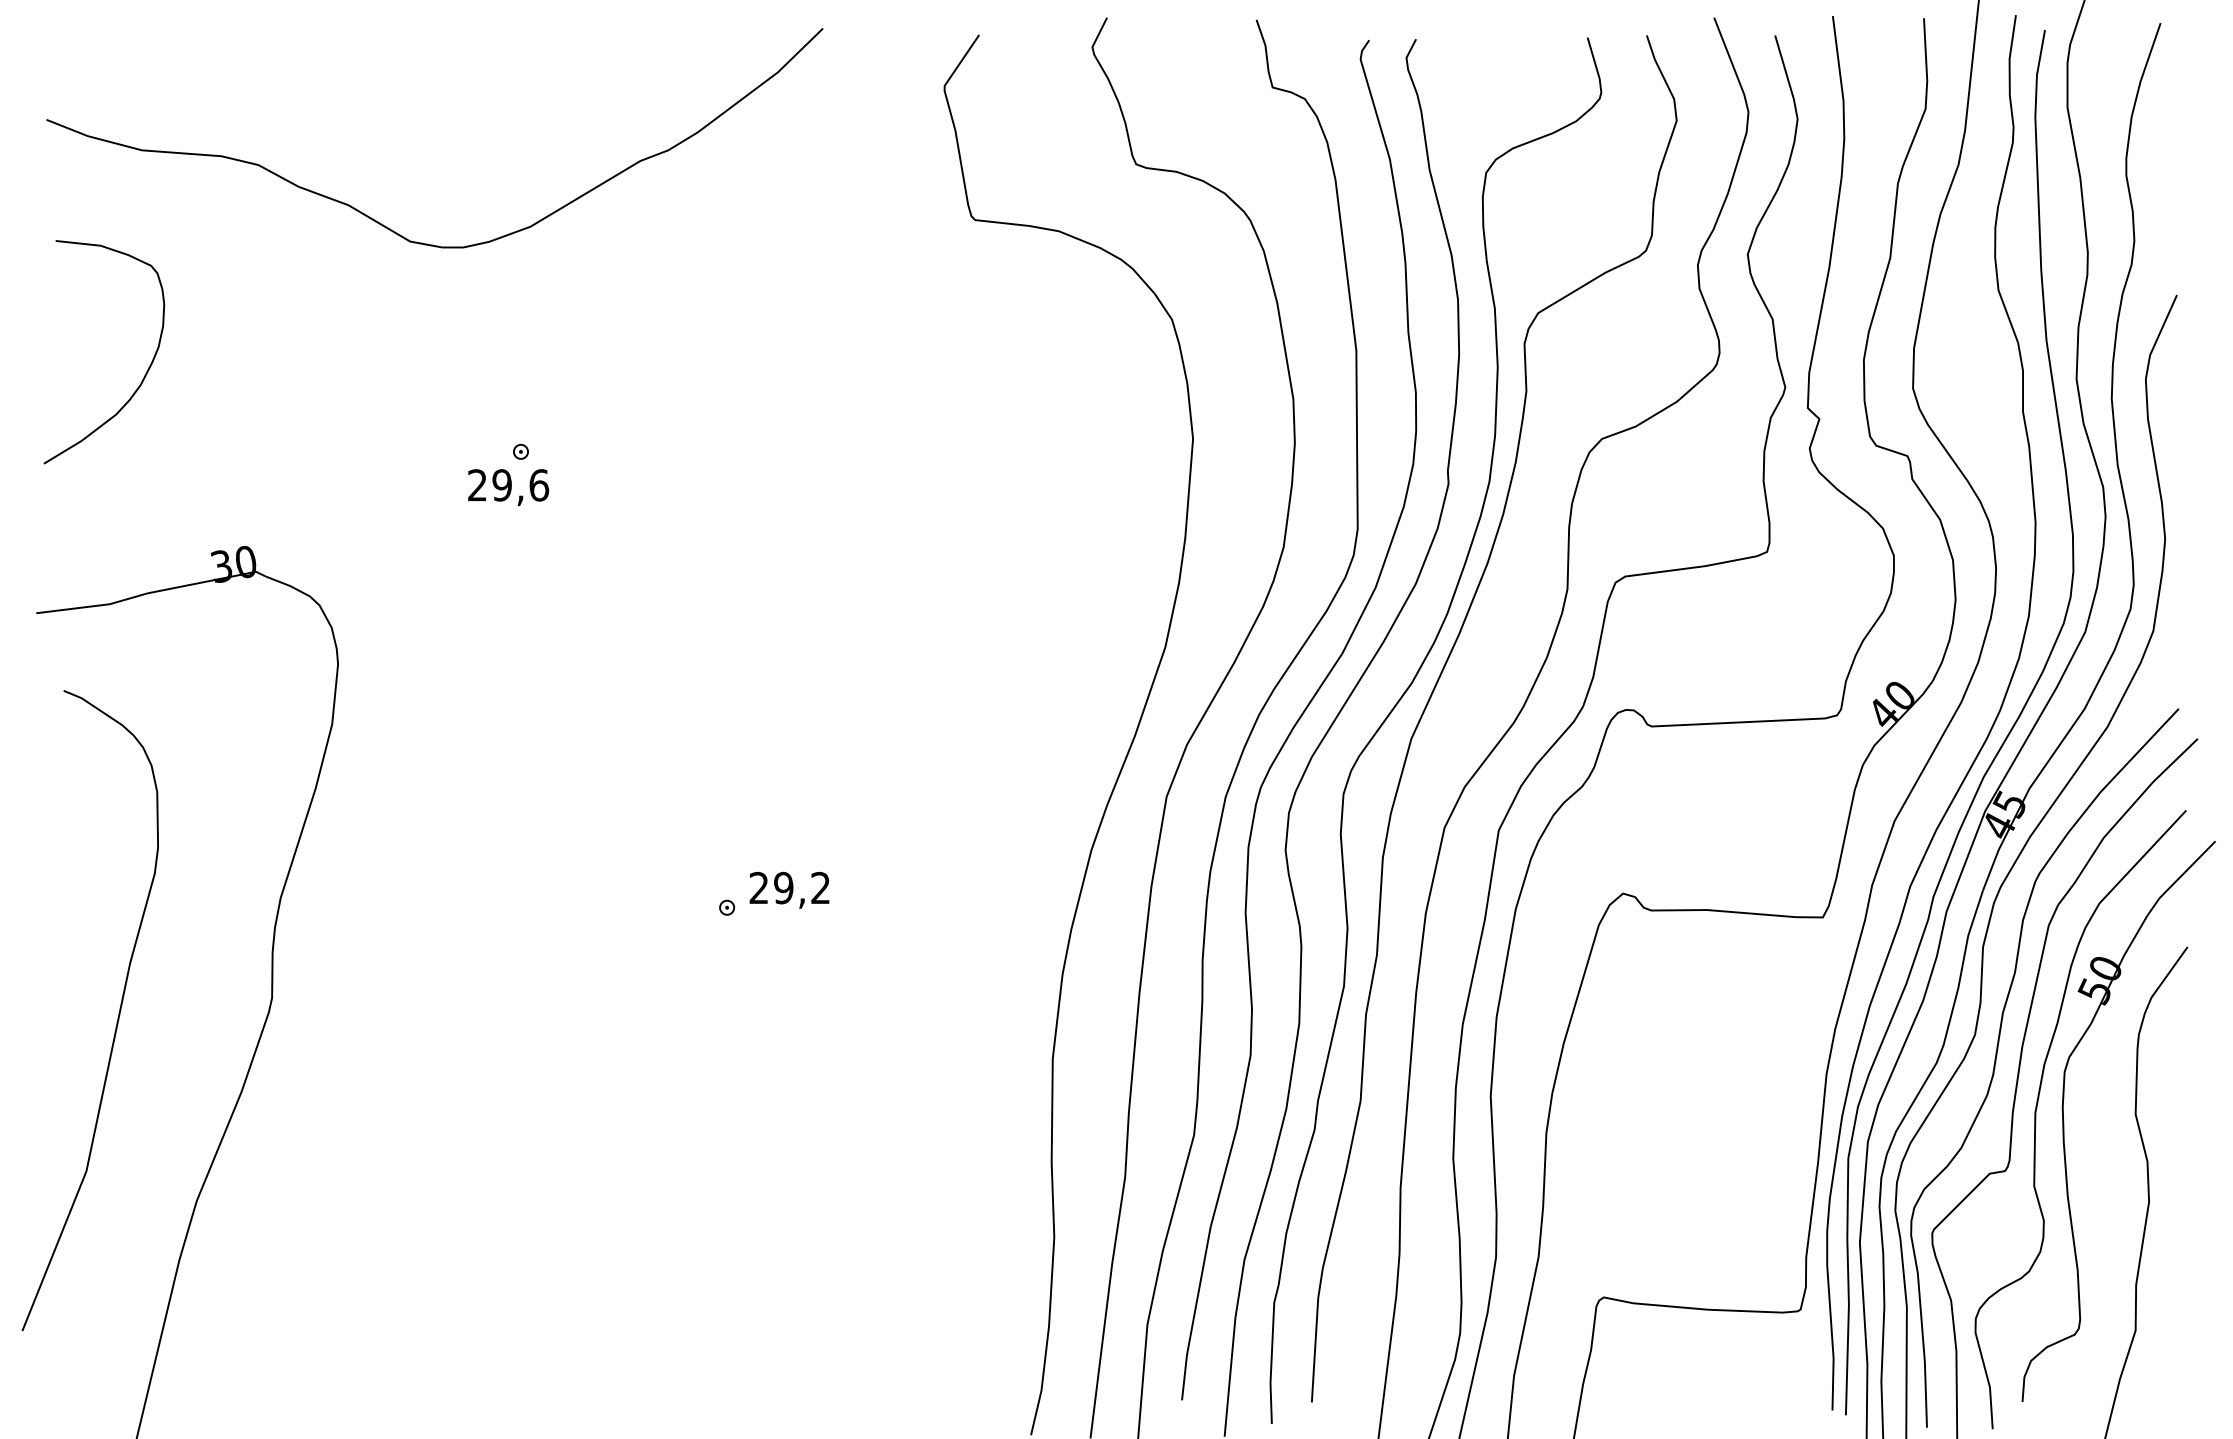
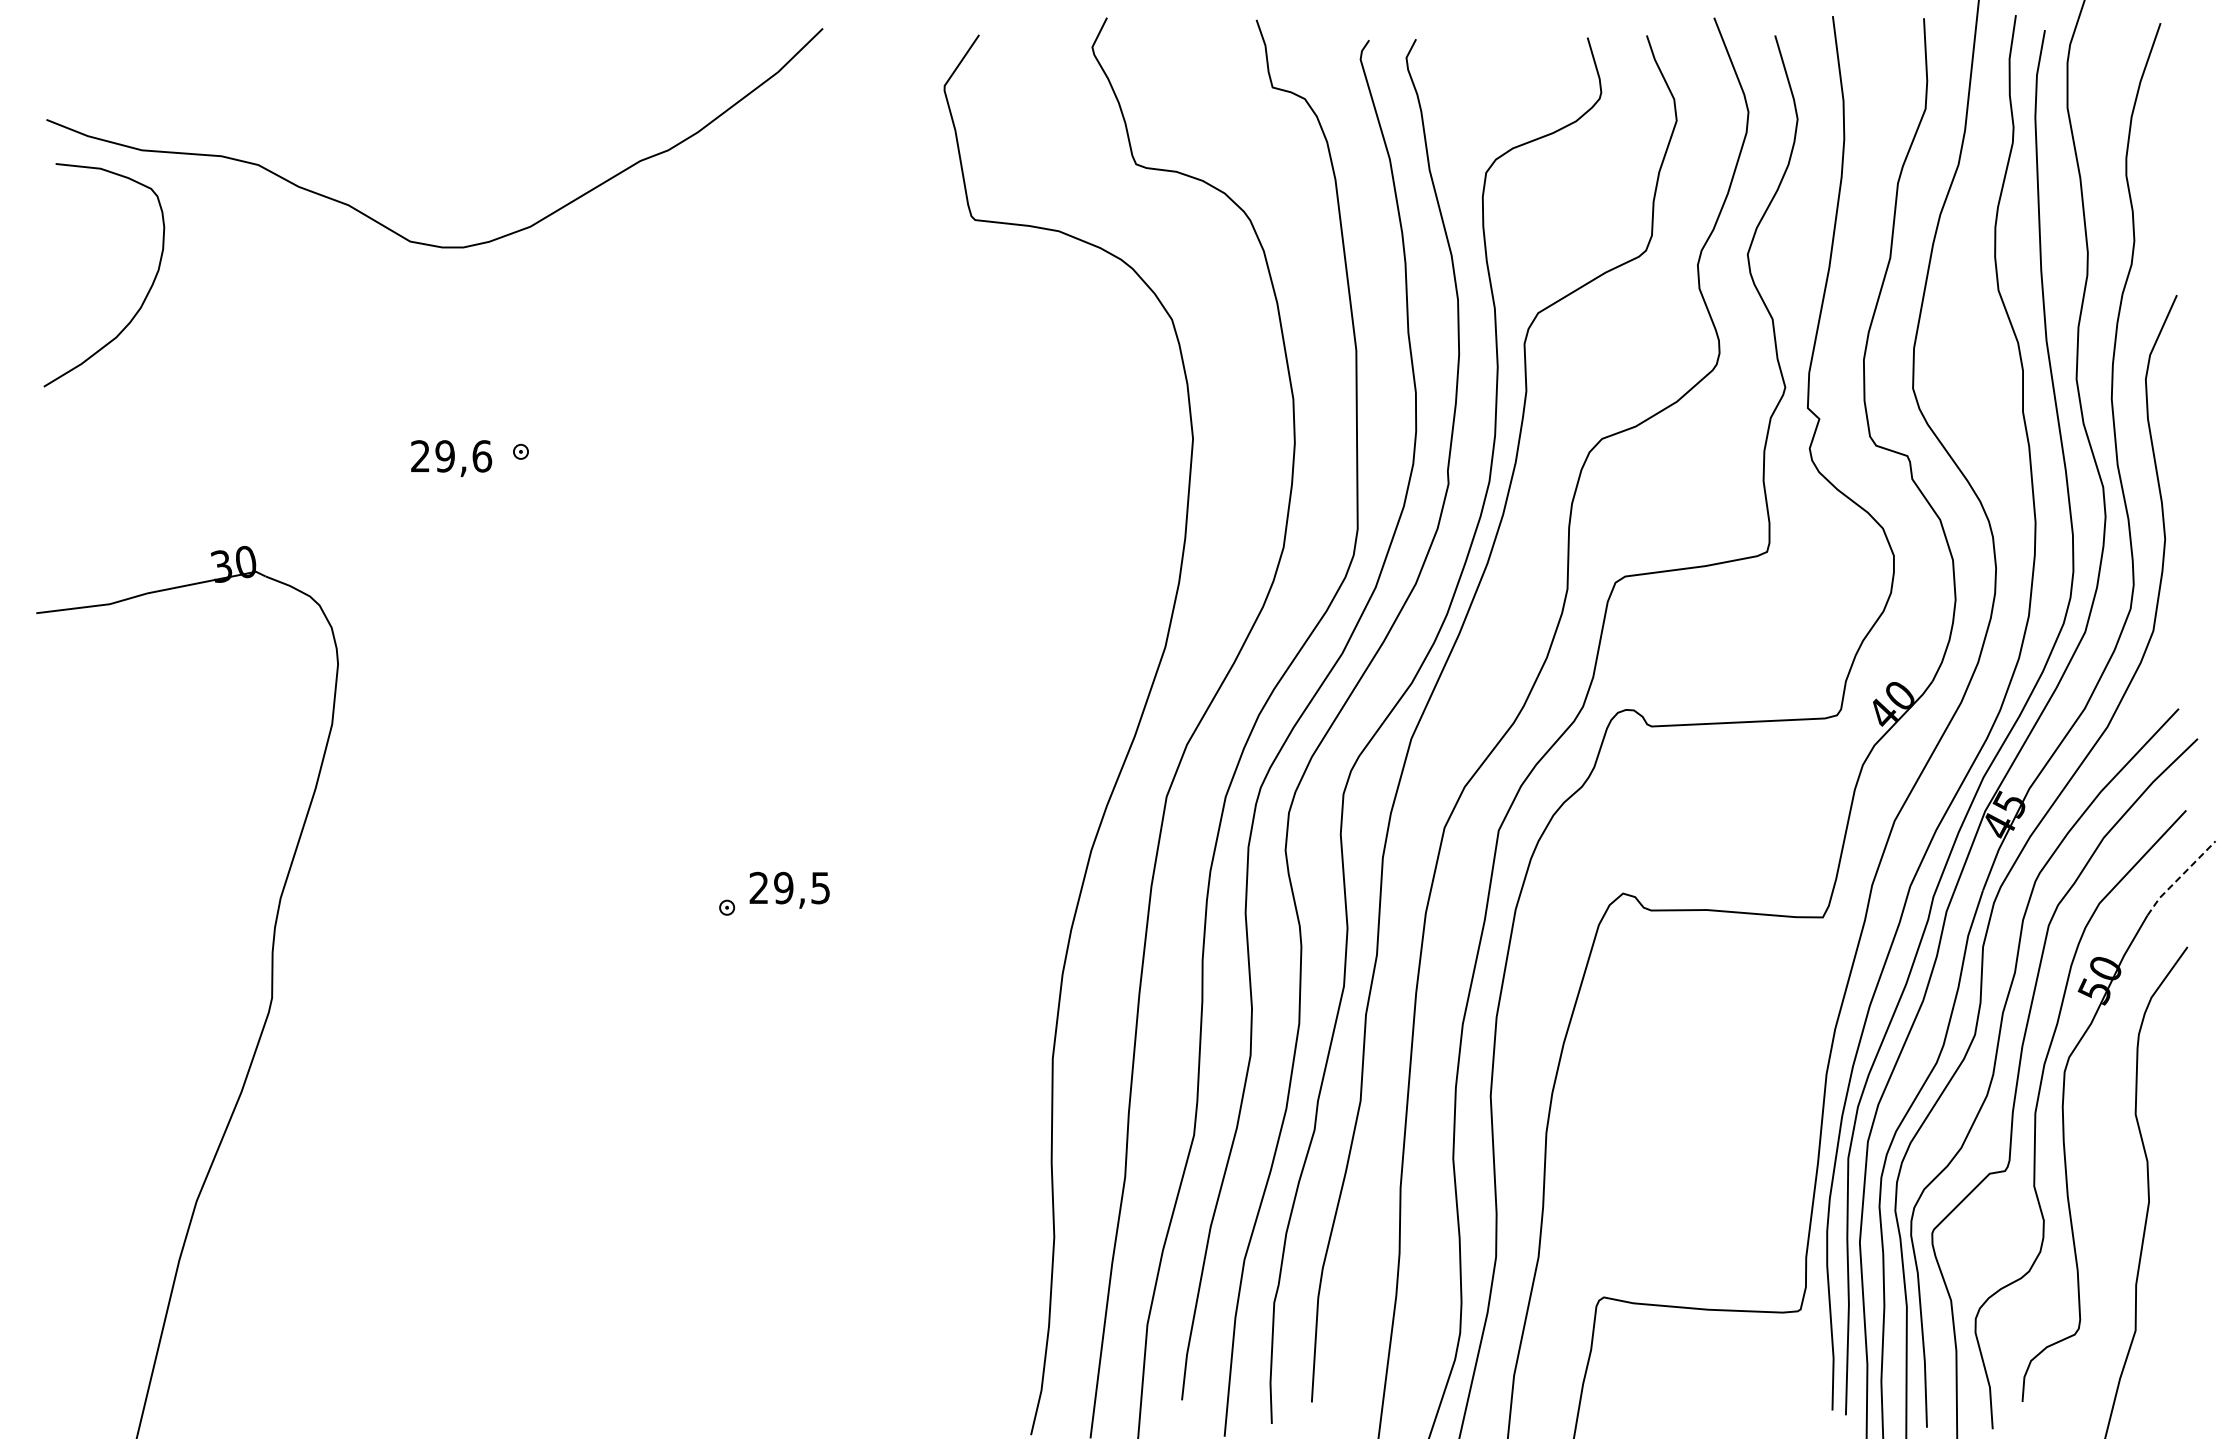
curve position: (145, 373) -> (145, 296) (145, 296)
text position: (508, 487) -> (451, 458) (451, 458)
line: solid -> dashed (2179, 877)
text: 29,2 -> 29,5 (820, 887)
curve: present -> none (117, 1017)
